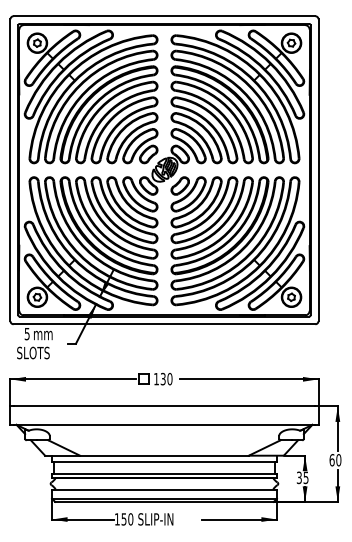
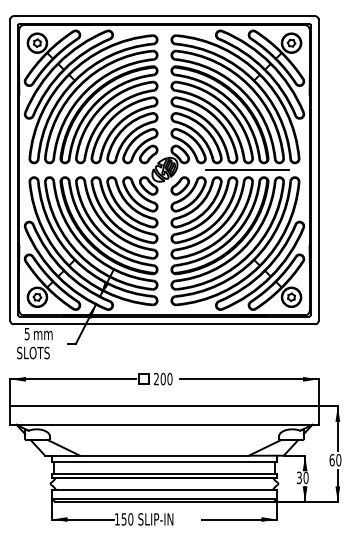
line: none -> present (247, 170)
text: 130 -> 200 (159, 378)
text: 35 -> 30 (305, 477)
